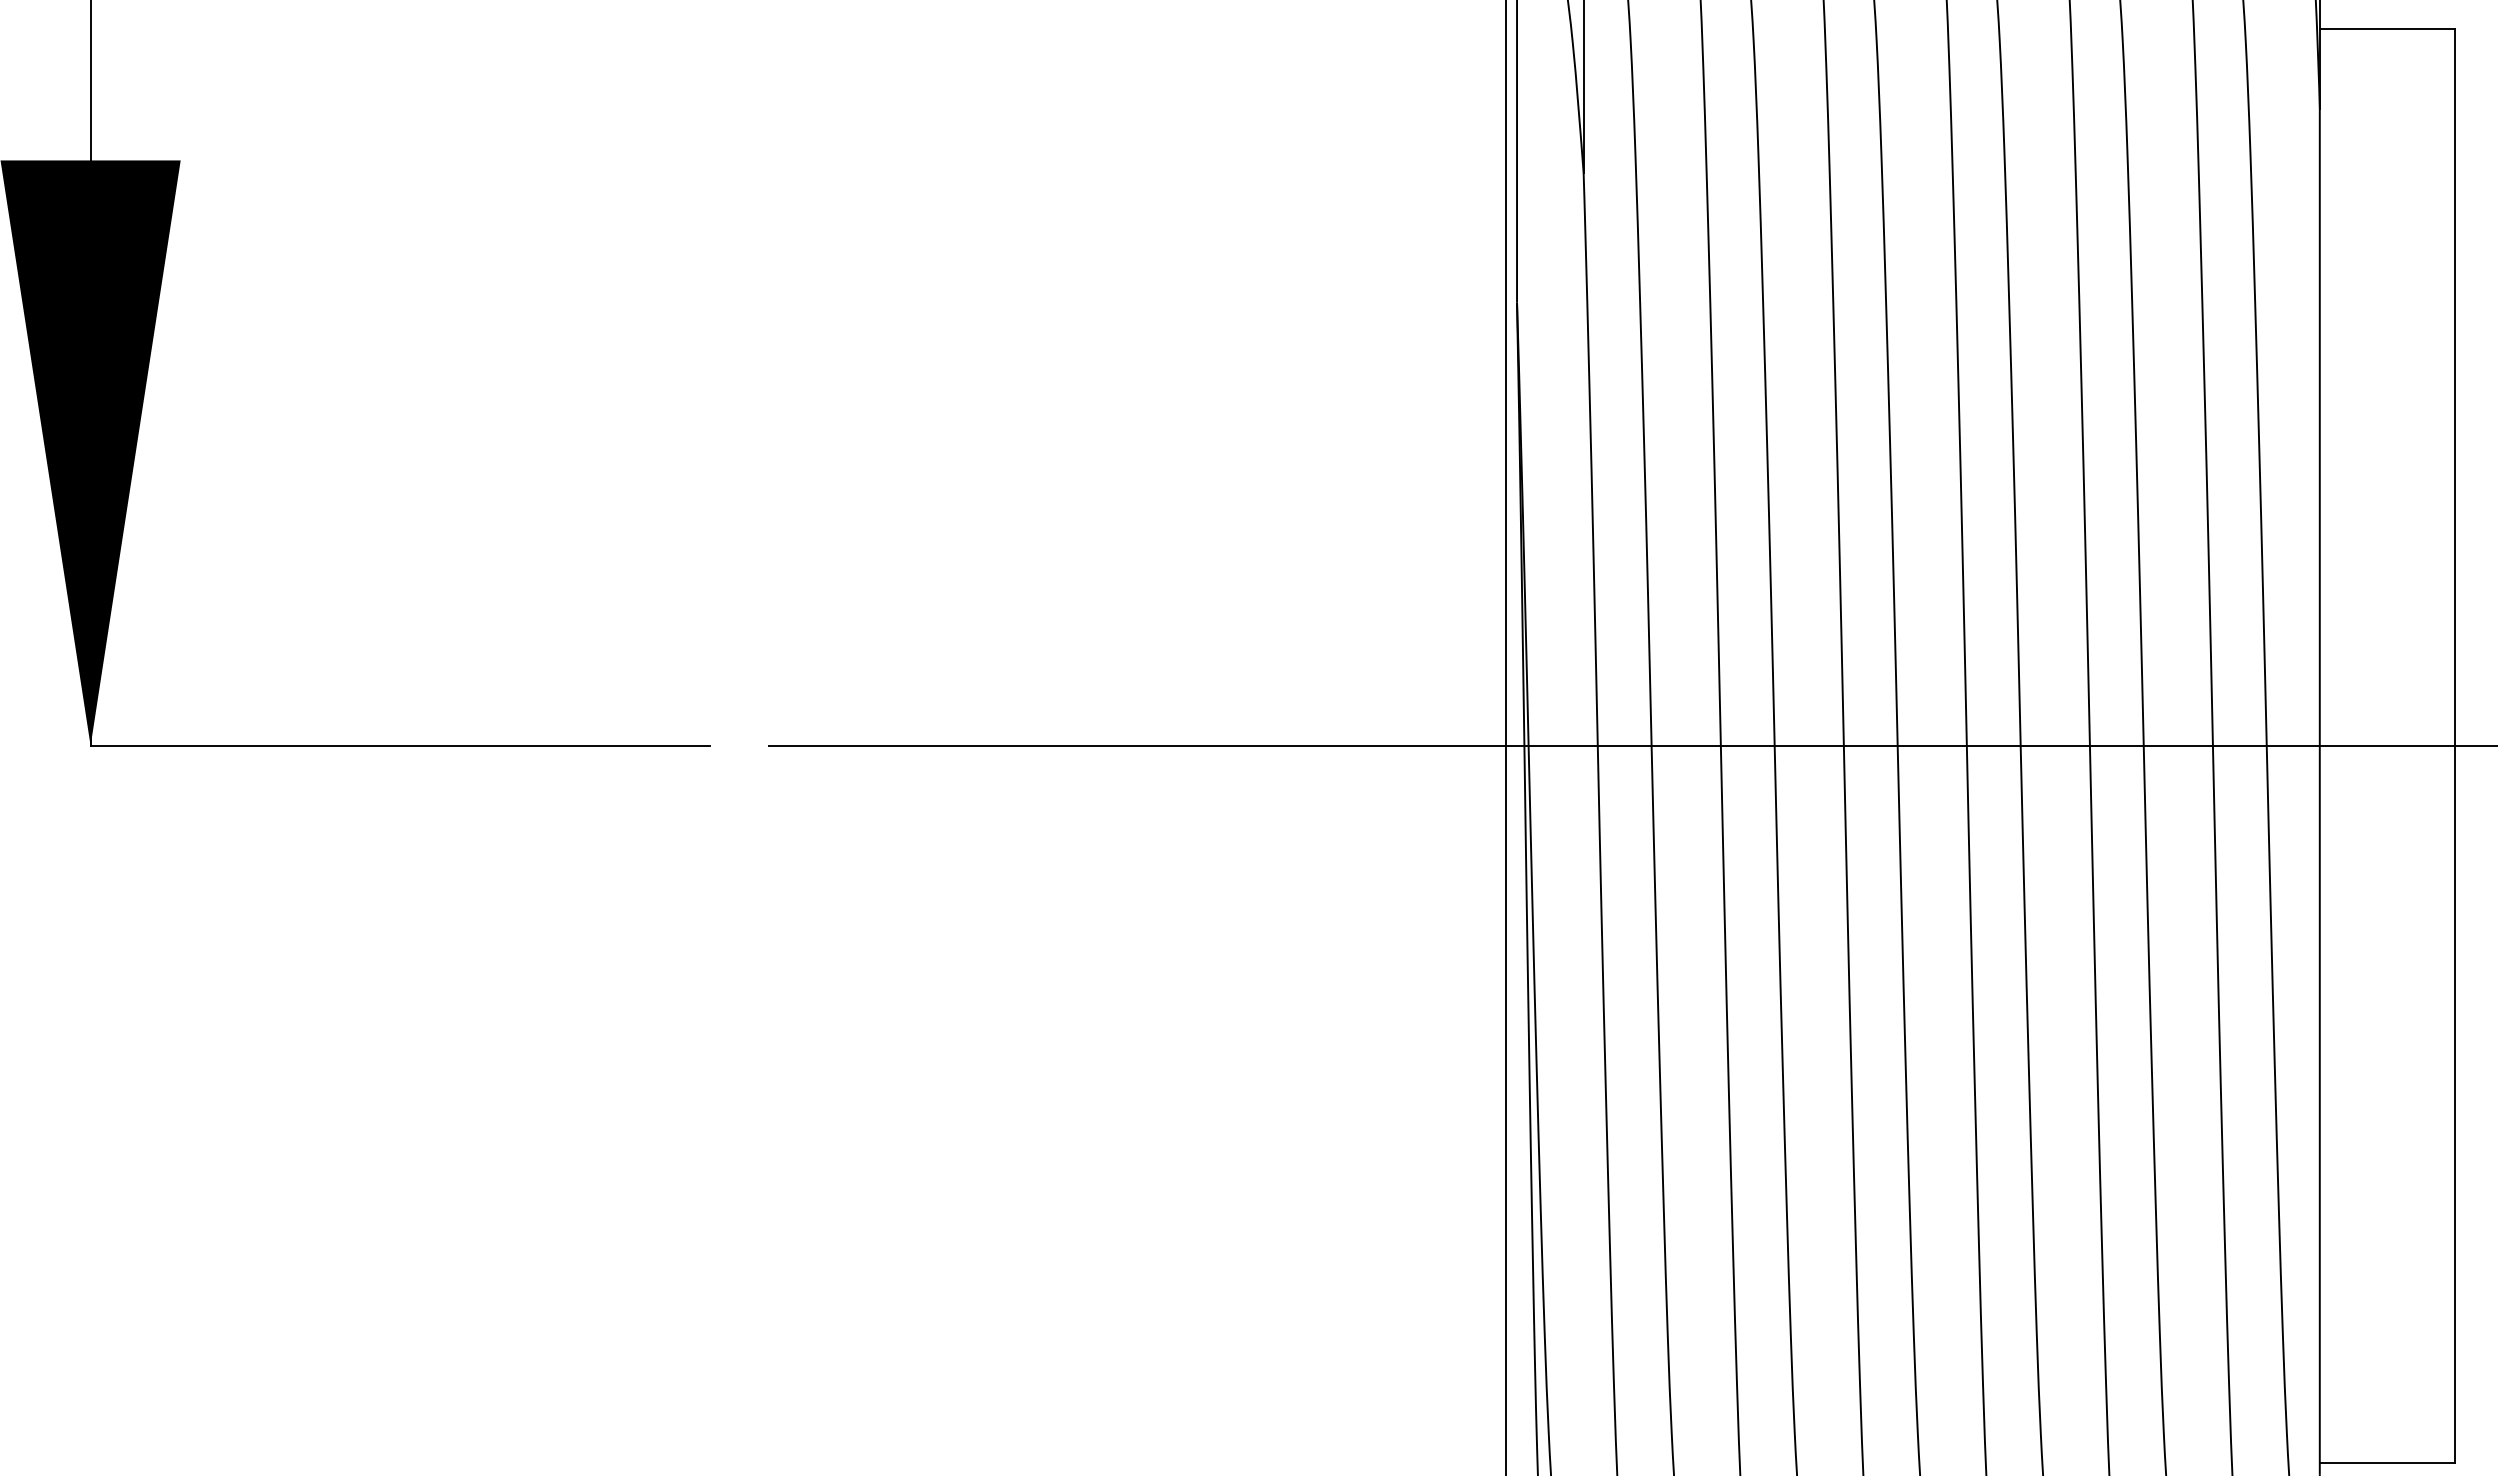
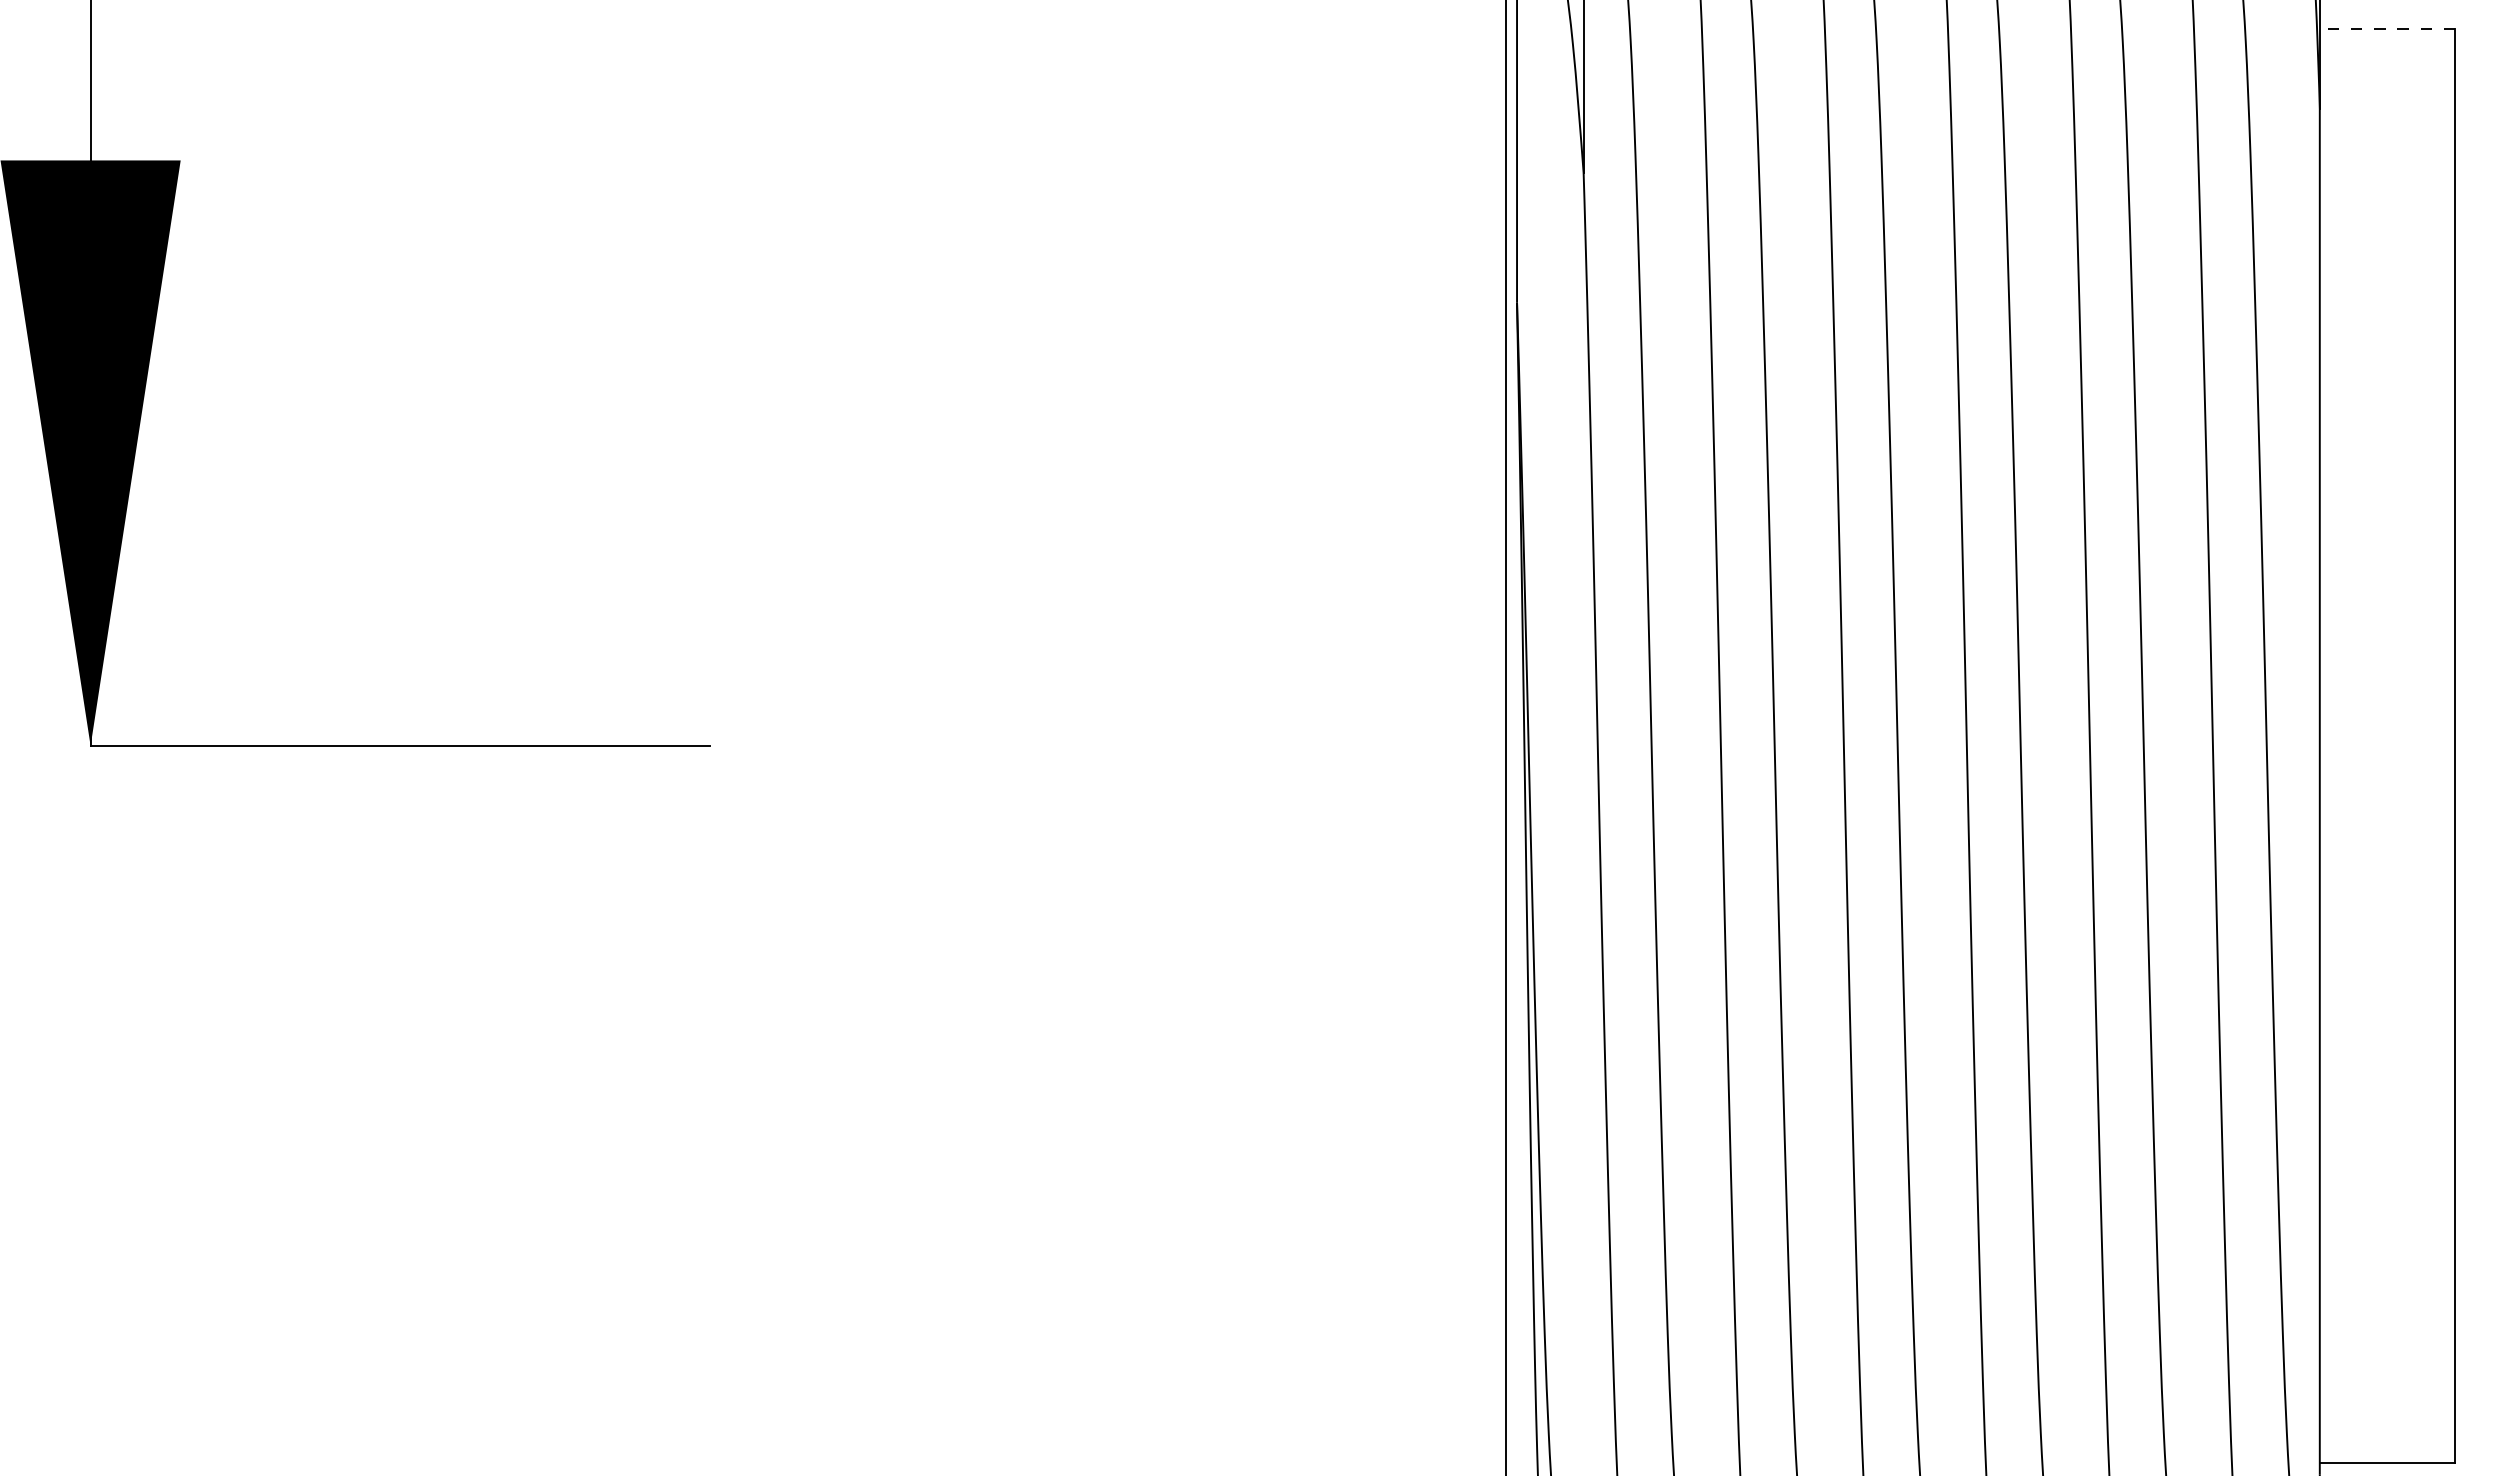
line: solid -> dashed (2387, 29)
line: present -> none (1630, 745)
